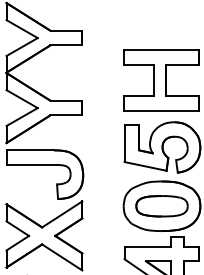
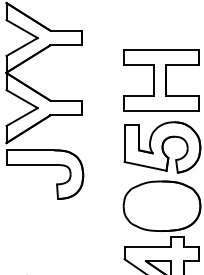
part: present -> none (161, 206)
part: present -> none (44, 235)
